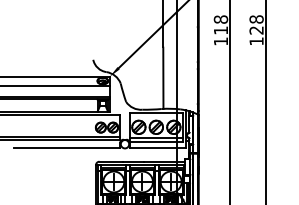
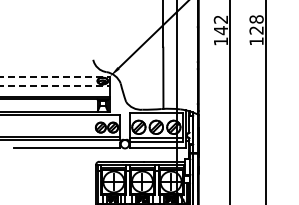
text: 118 -> 142 (221, 25)
line: solid -> dashed (55, 76)
line: solid -> dashed (55, 85)
